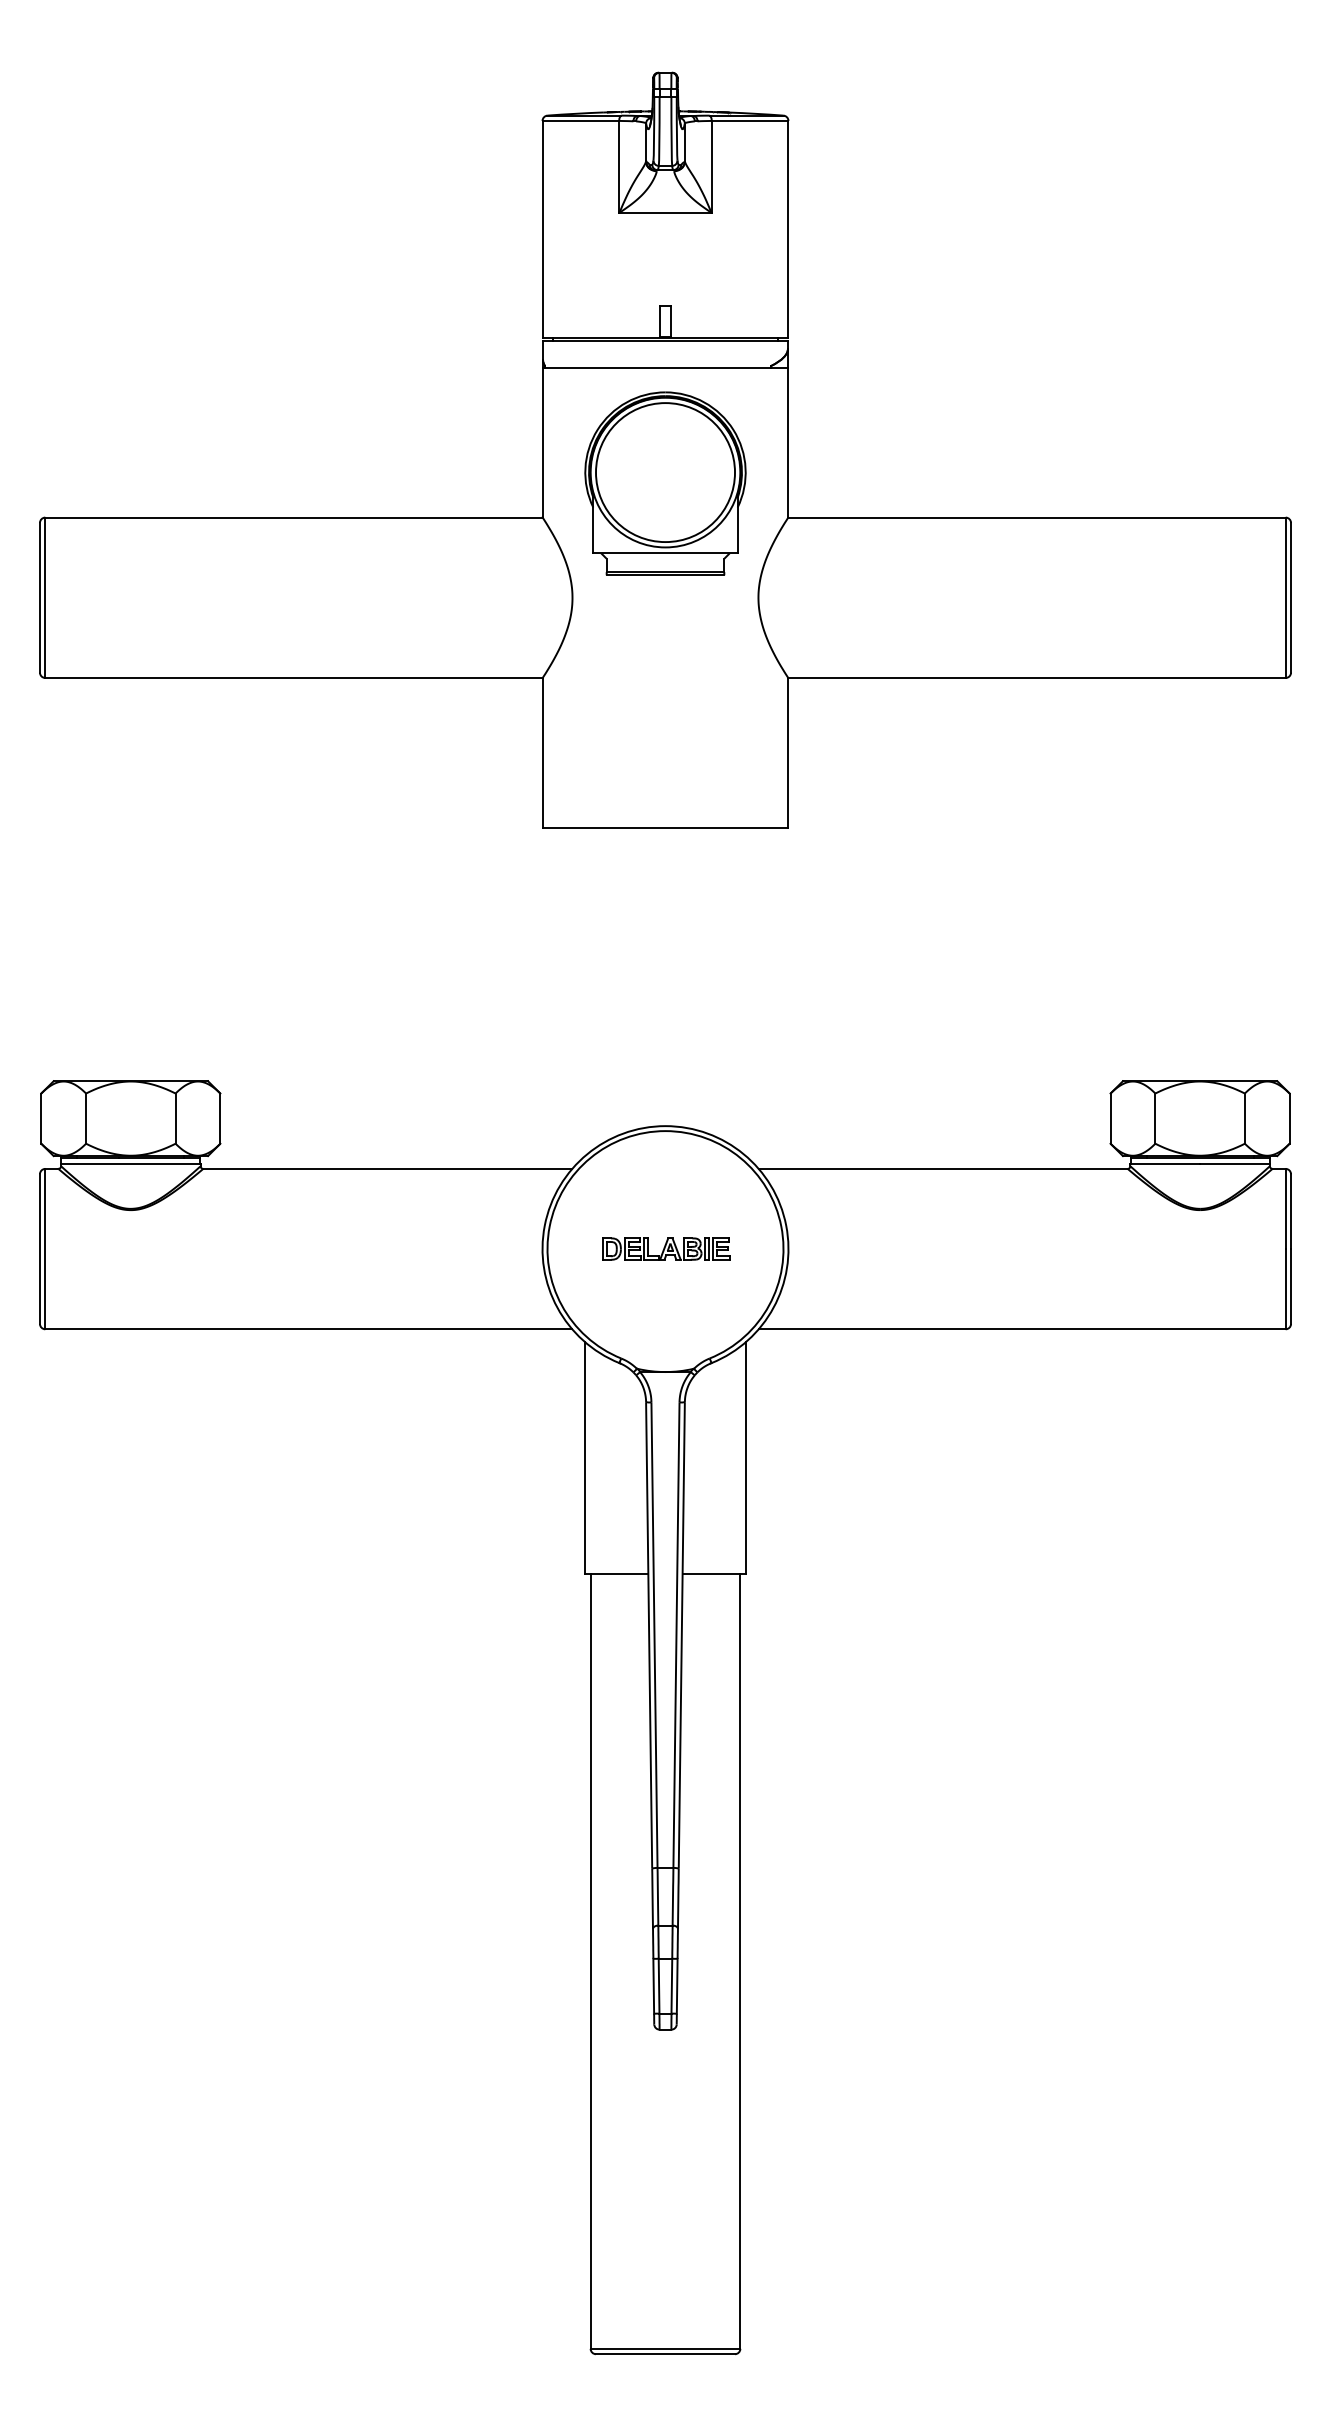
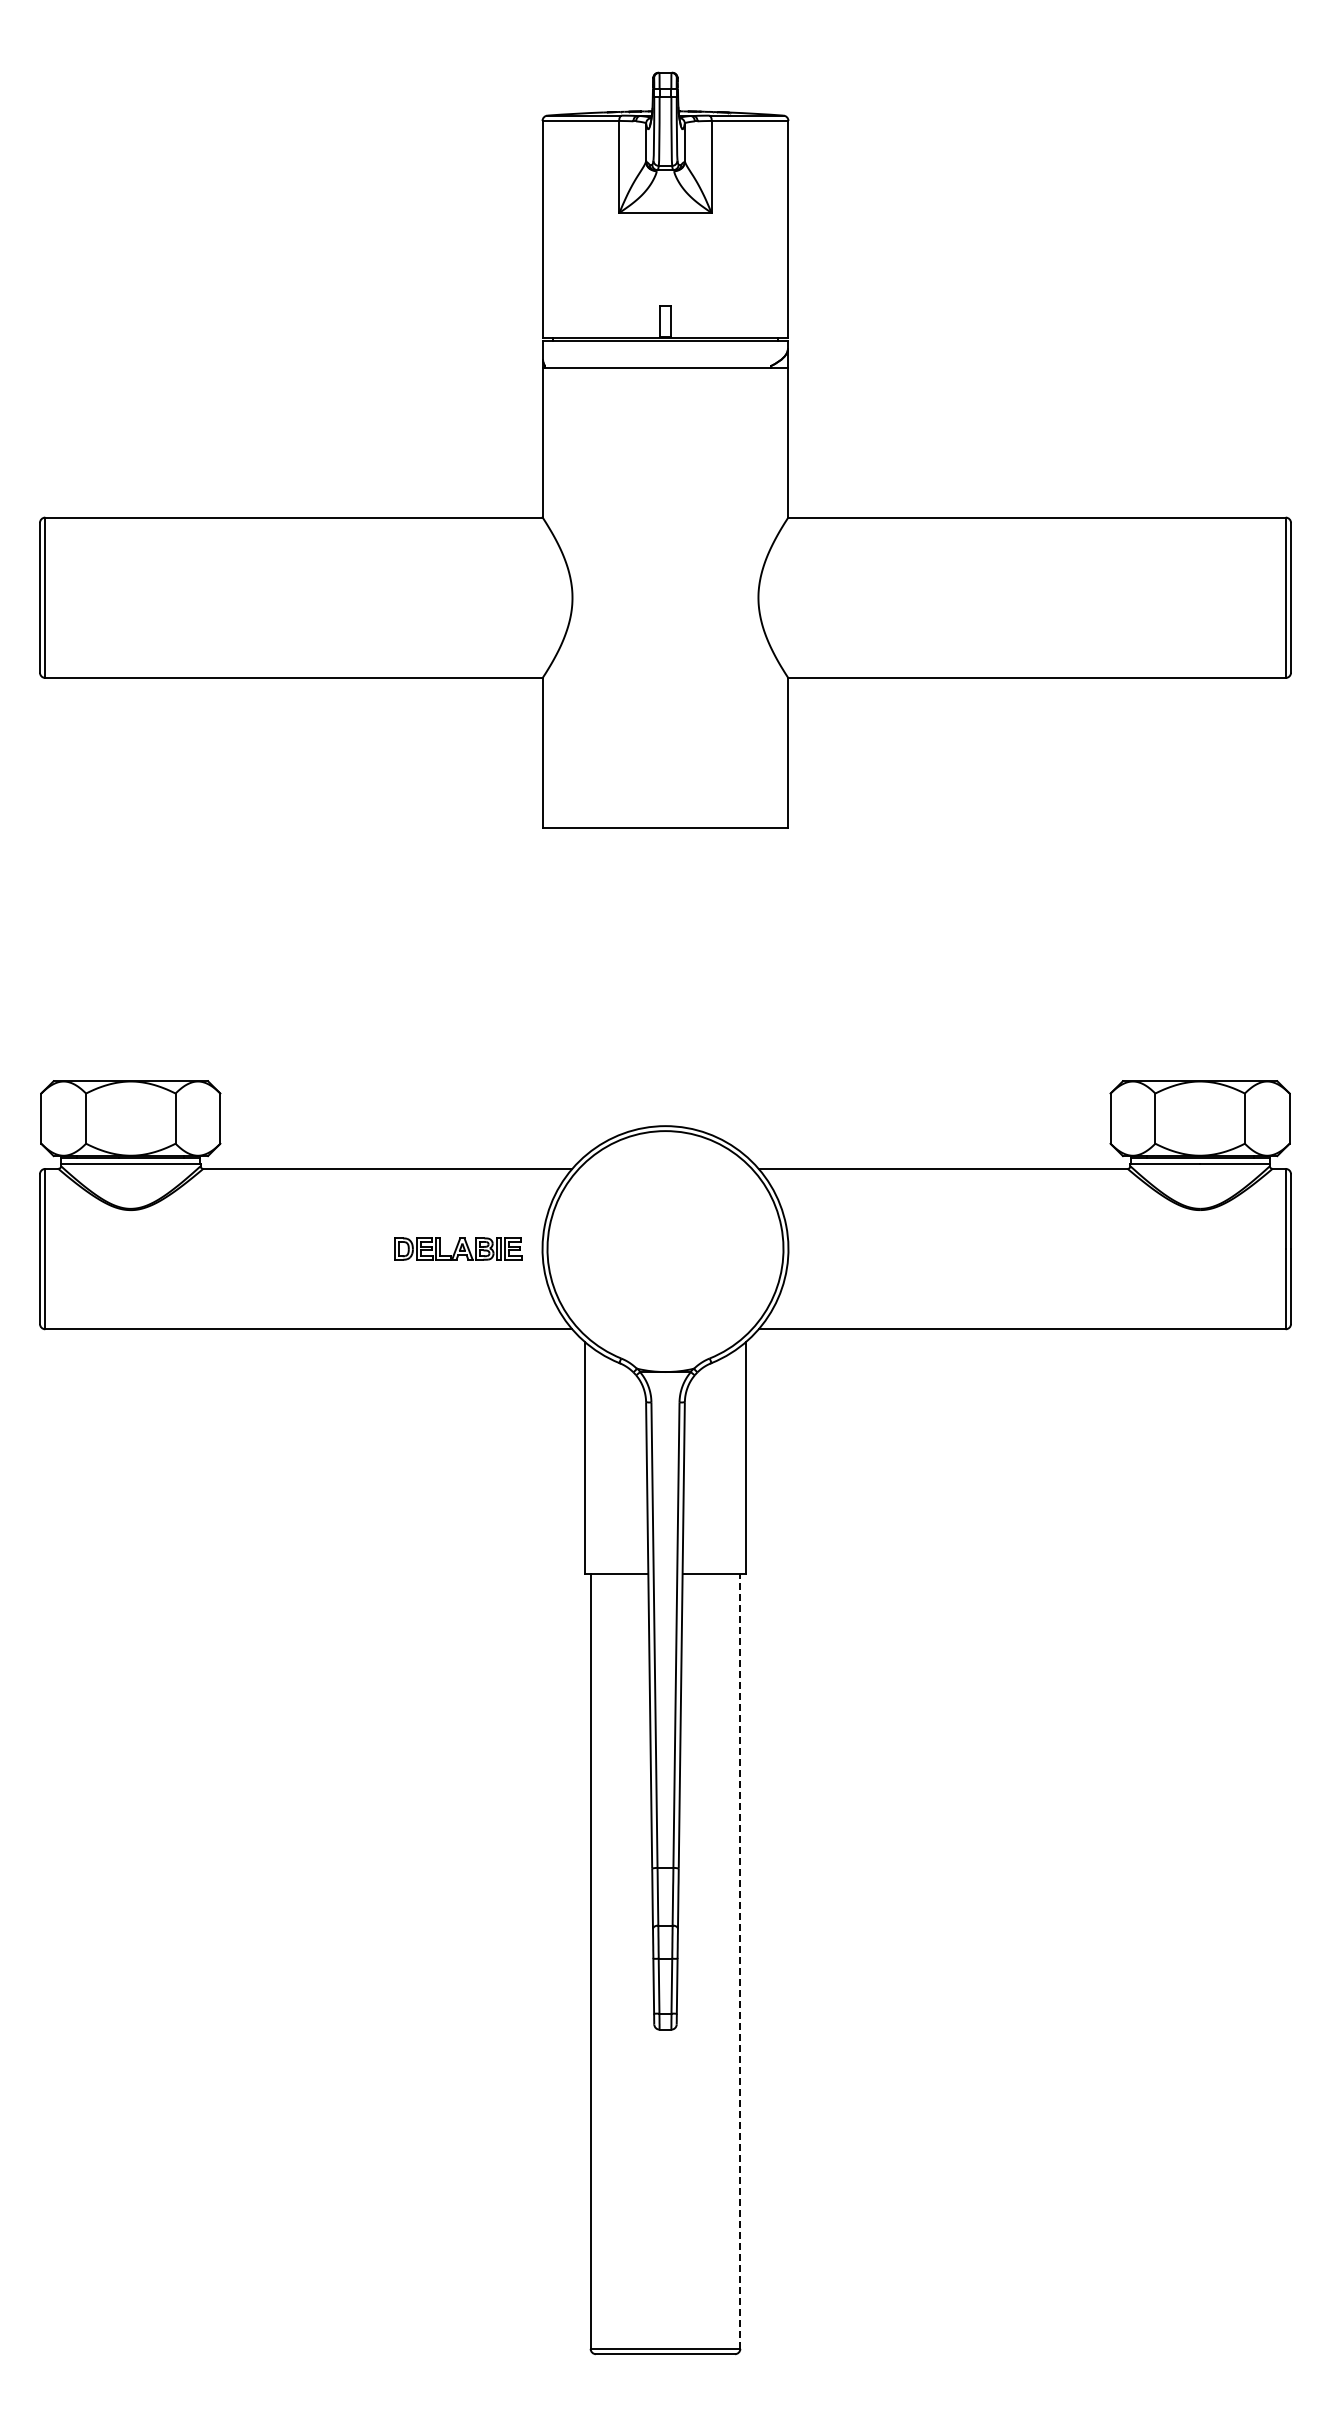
part: present -> none (665, 483)
part position: (666, 1248) -> (458, 1248) (458, 1248)
line: solid -> dashed (740, 1961)
